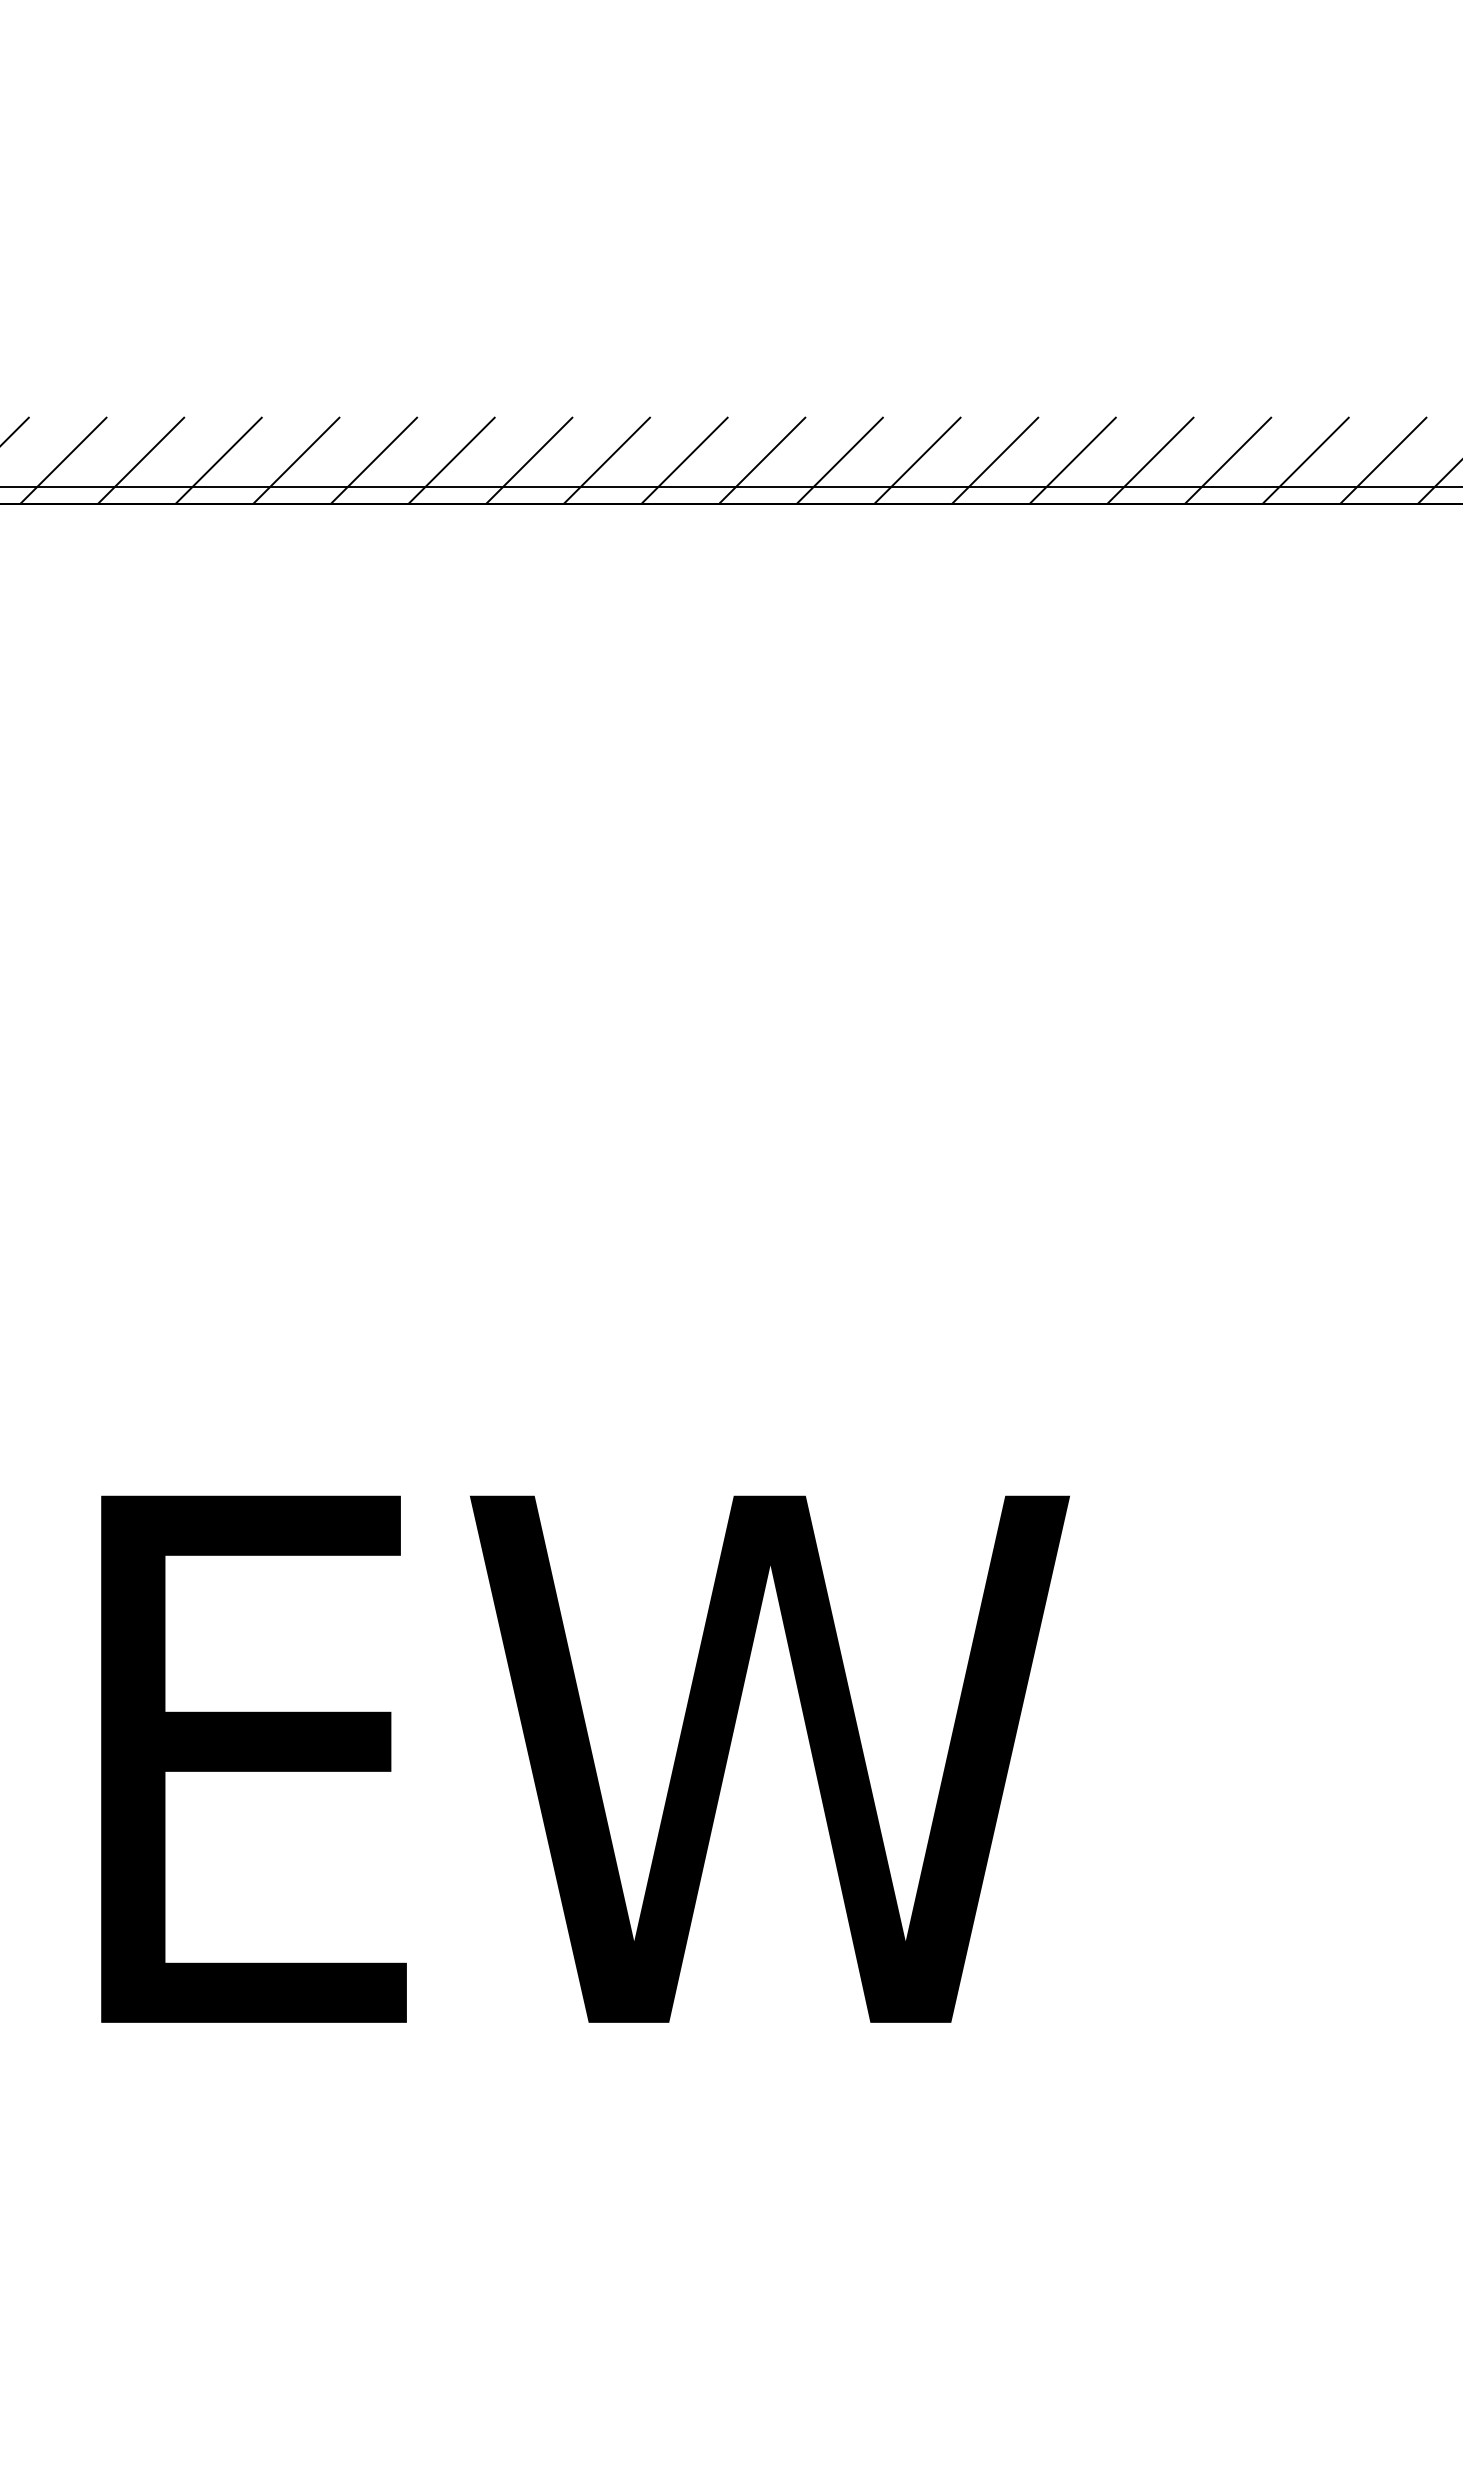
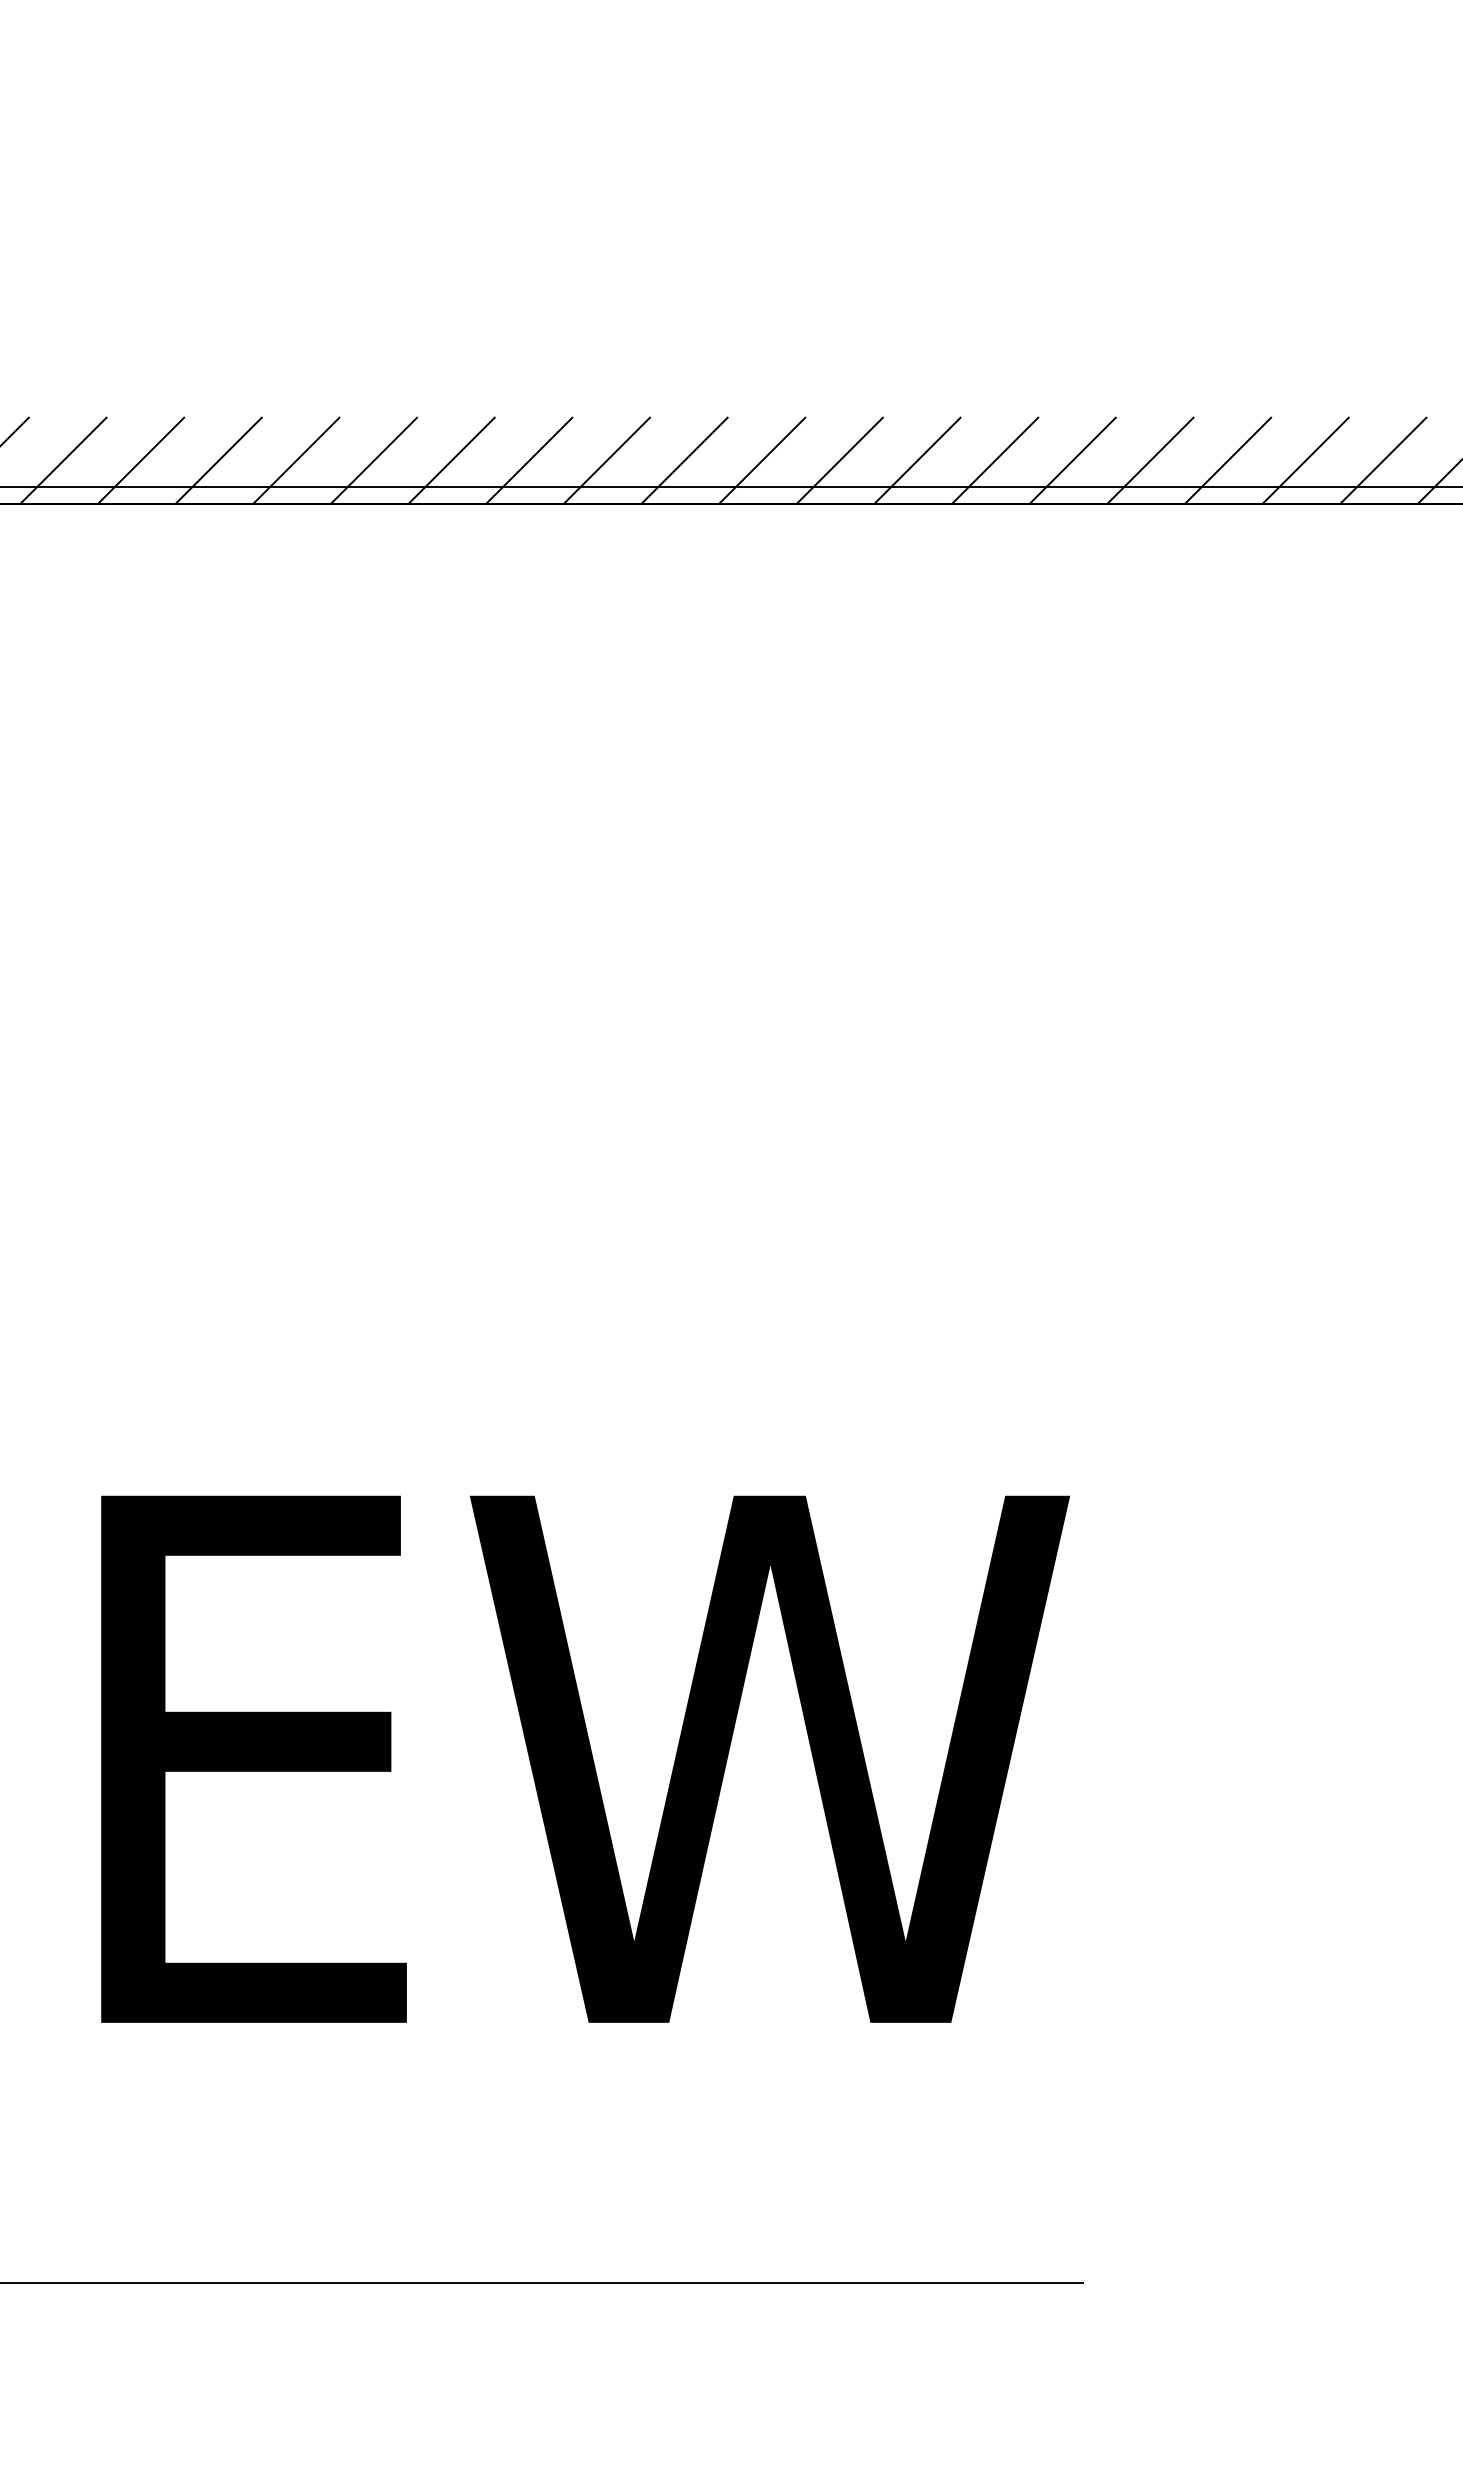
line: none -> present (542, 2282)
